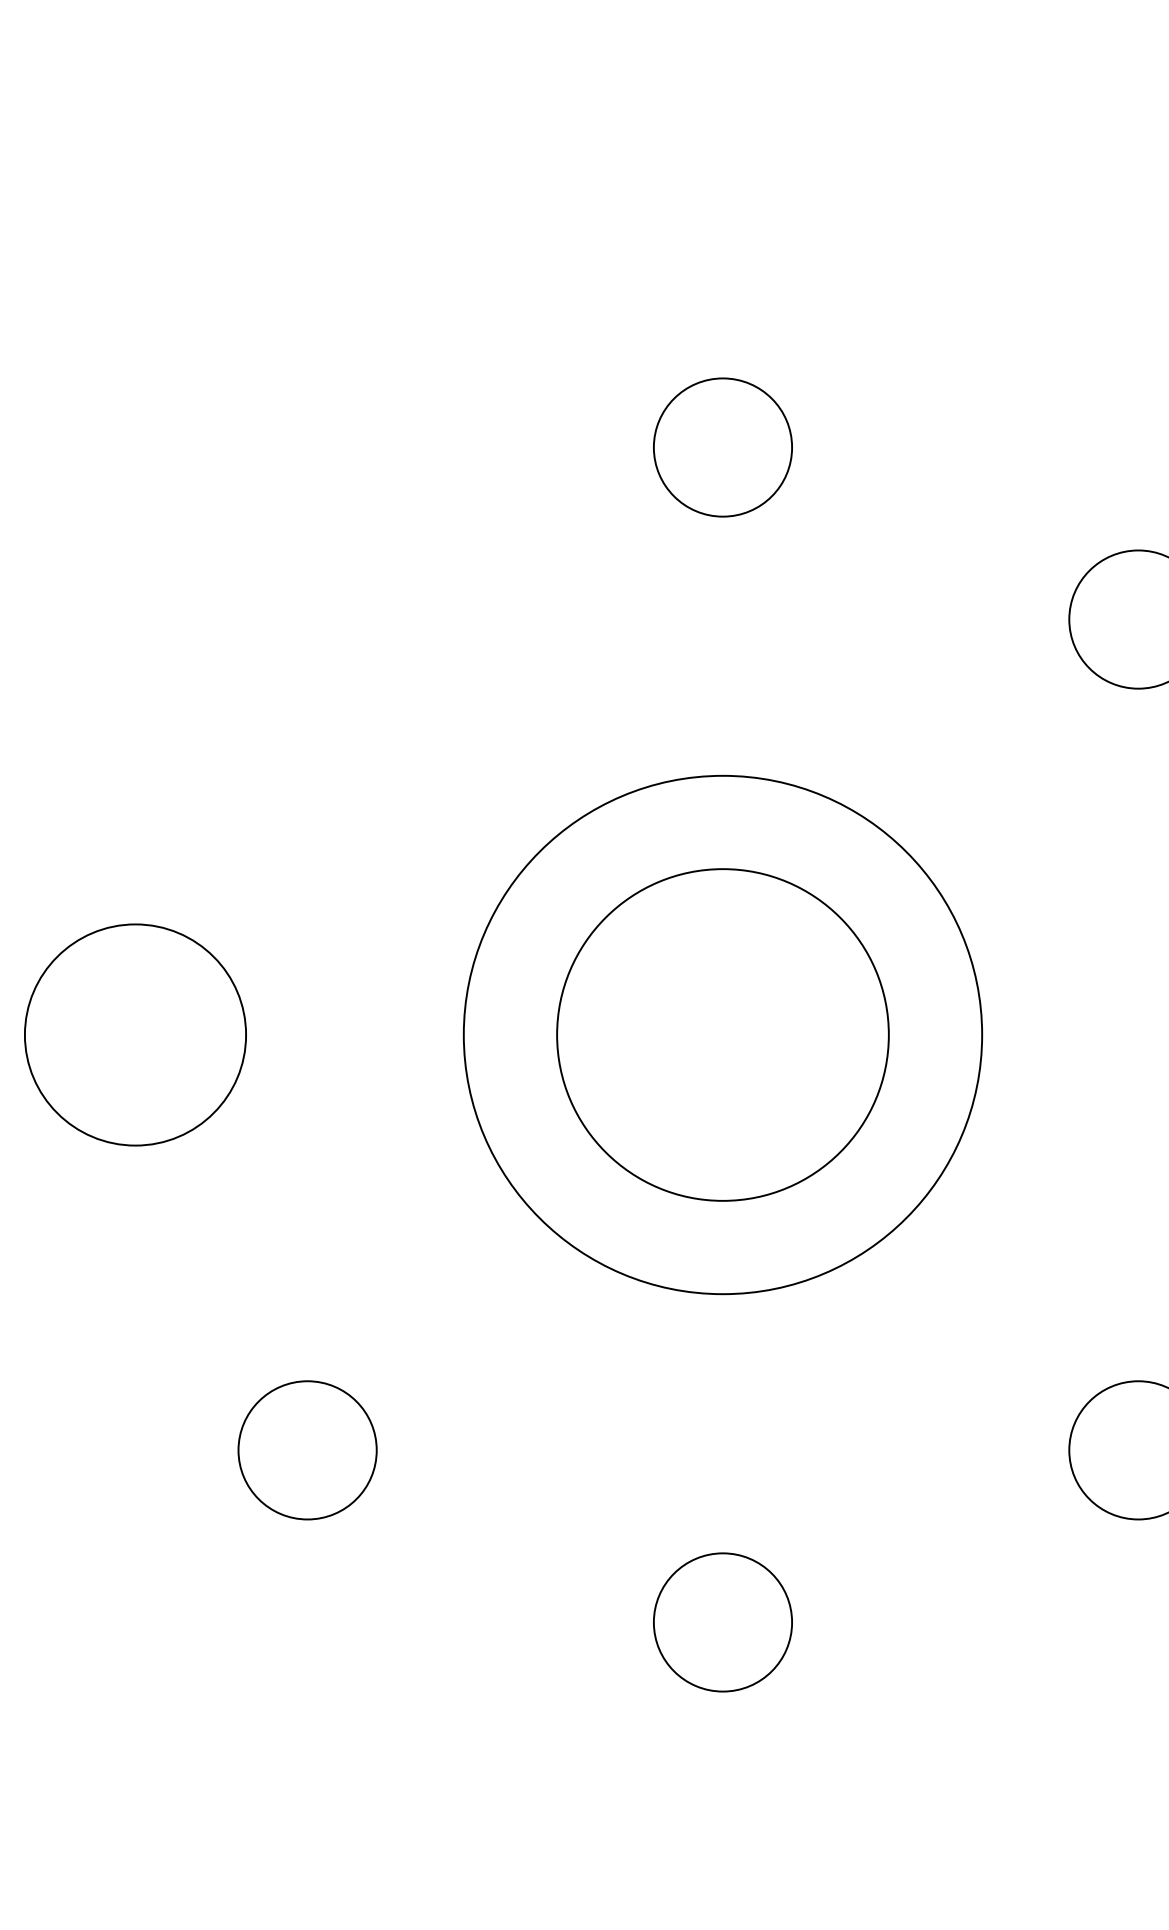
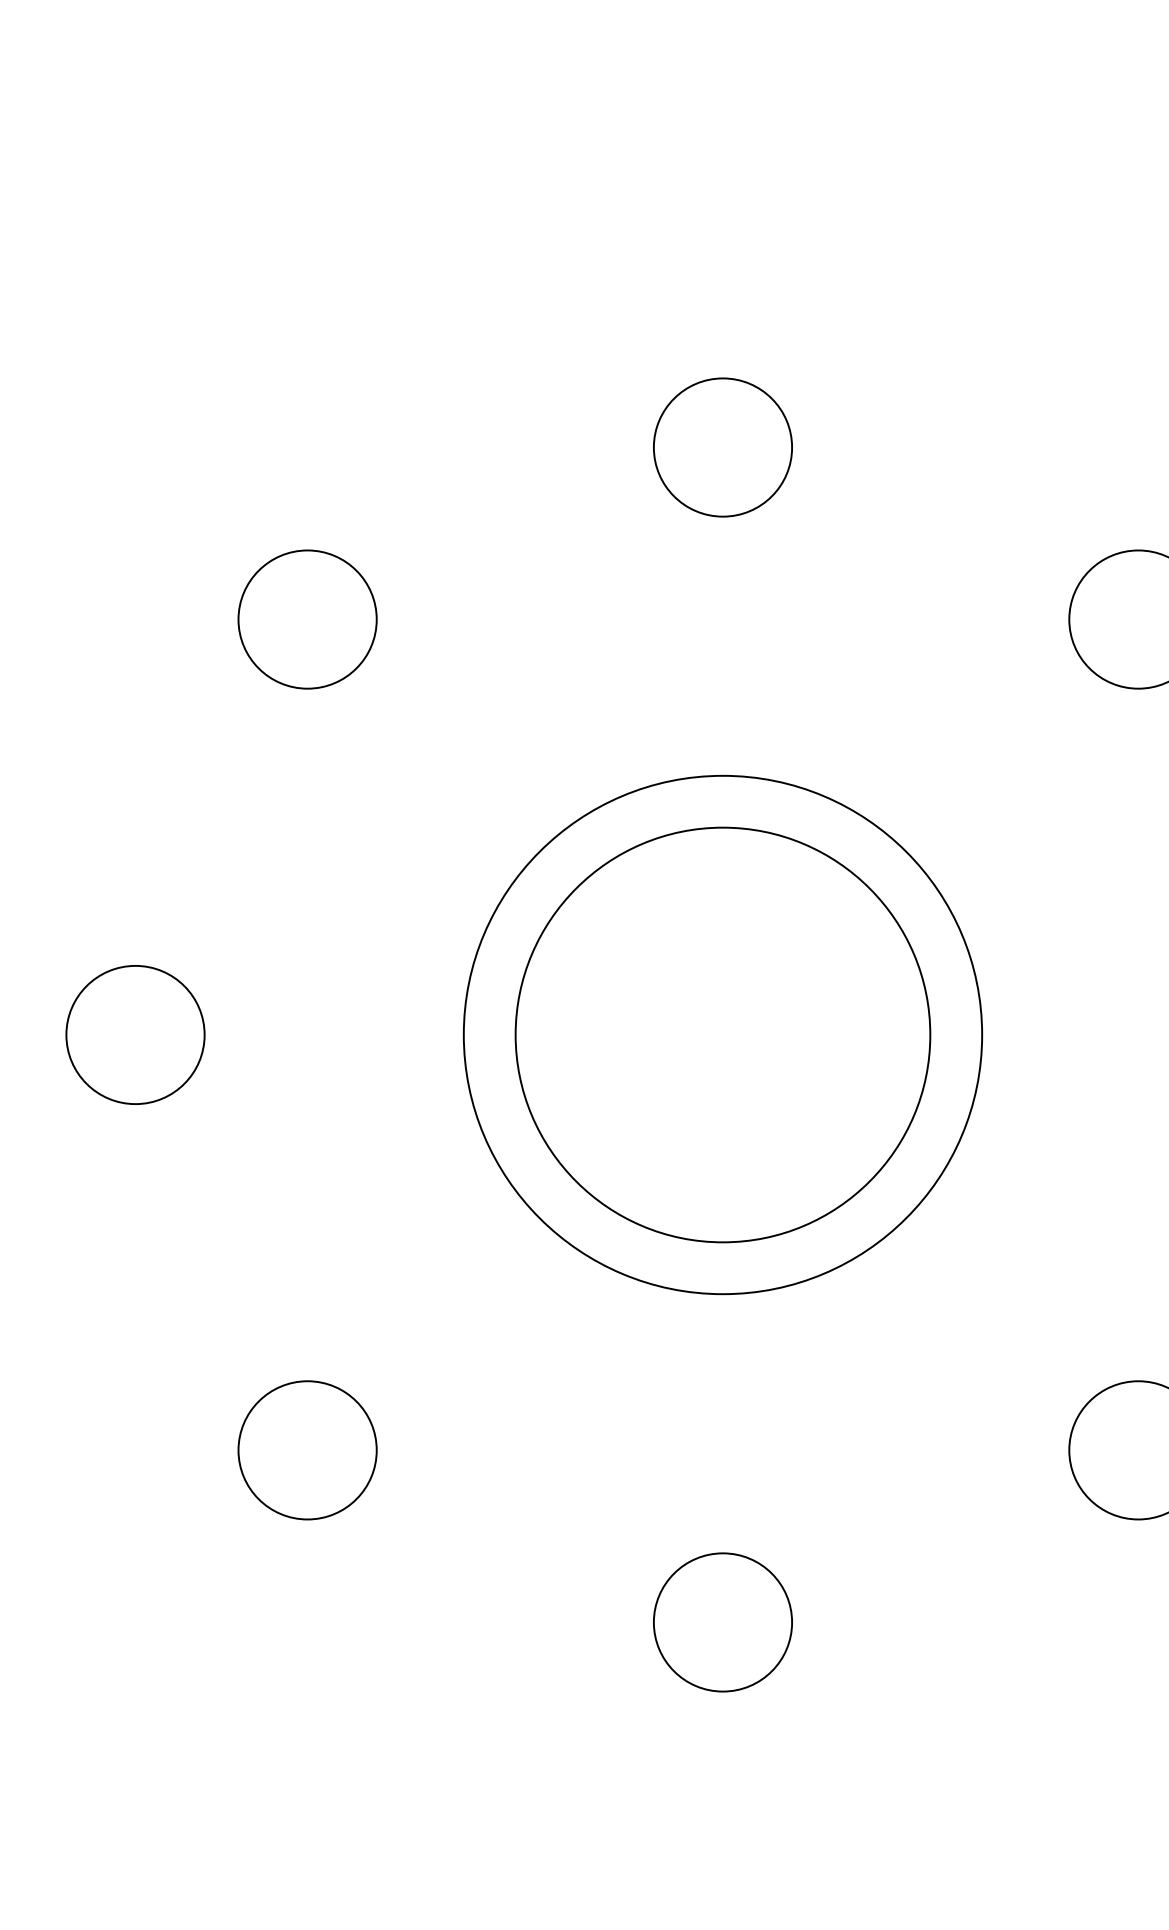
circle: none -> present (307, 619)
circle diameter: 221 px -> 138 px (135, 1034)
circle diameter: 332 px -> 415 px (722, 1034)
